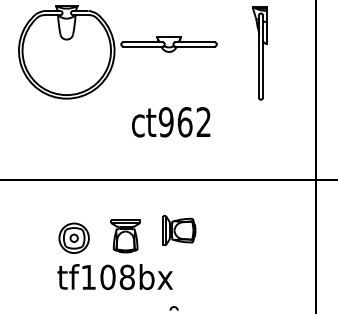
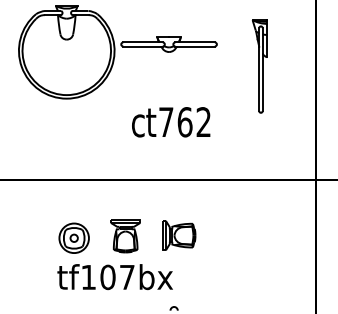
part position: (259, 53) -> (259, 66) (259, 66)
text: t962 -> t762 (165, 122)
part position: (179, 230) -> (179, 235) (179, 235)
text: tf108bx -> tf107bx (126, 277)
